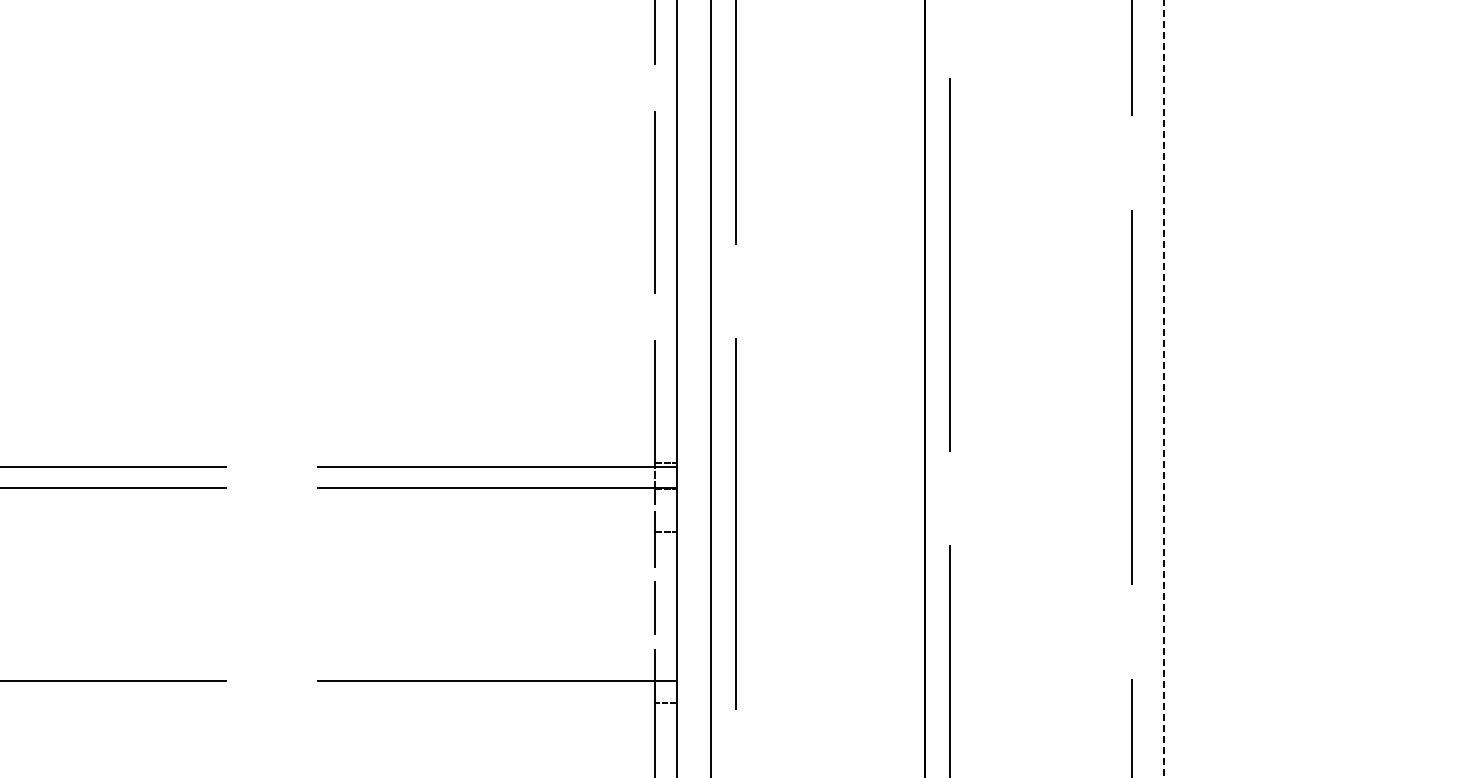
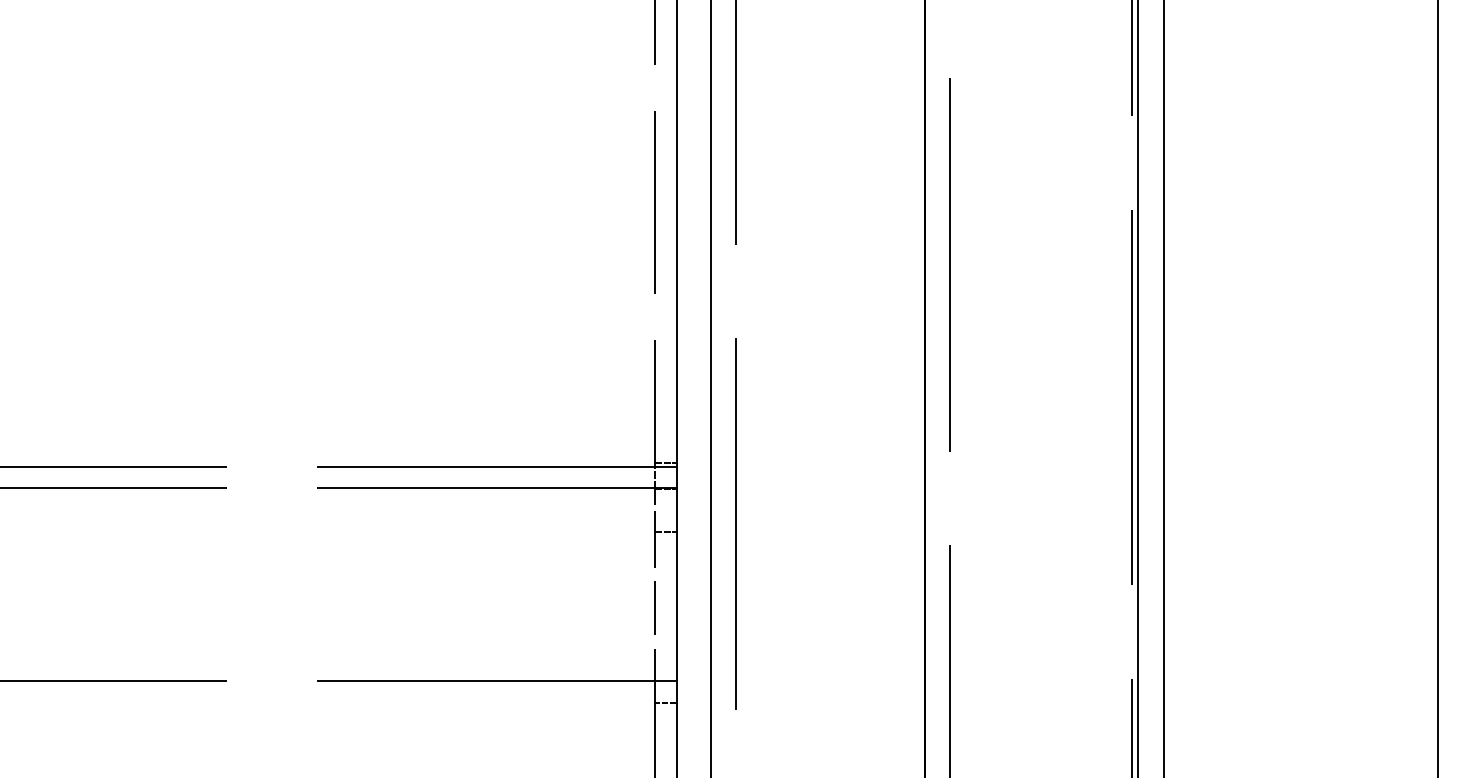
line: none -> present (1138, 388)
line: none -> present (1437, 388)
line: dashed -> solid (1164, 389)
